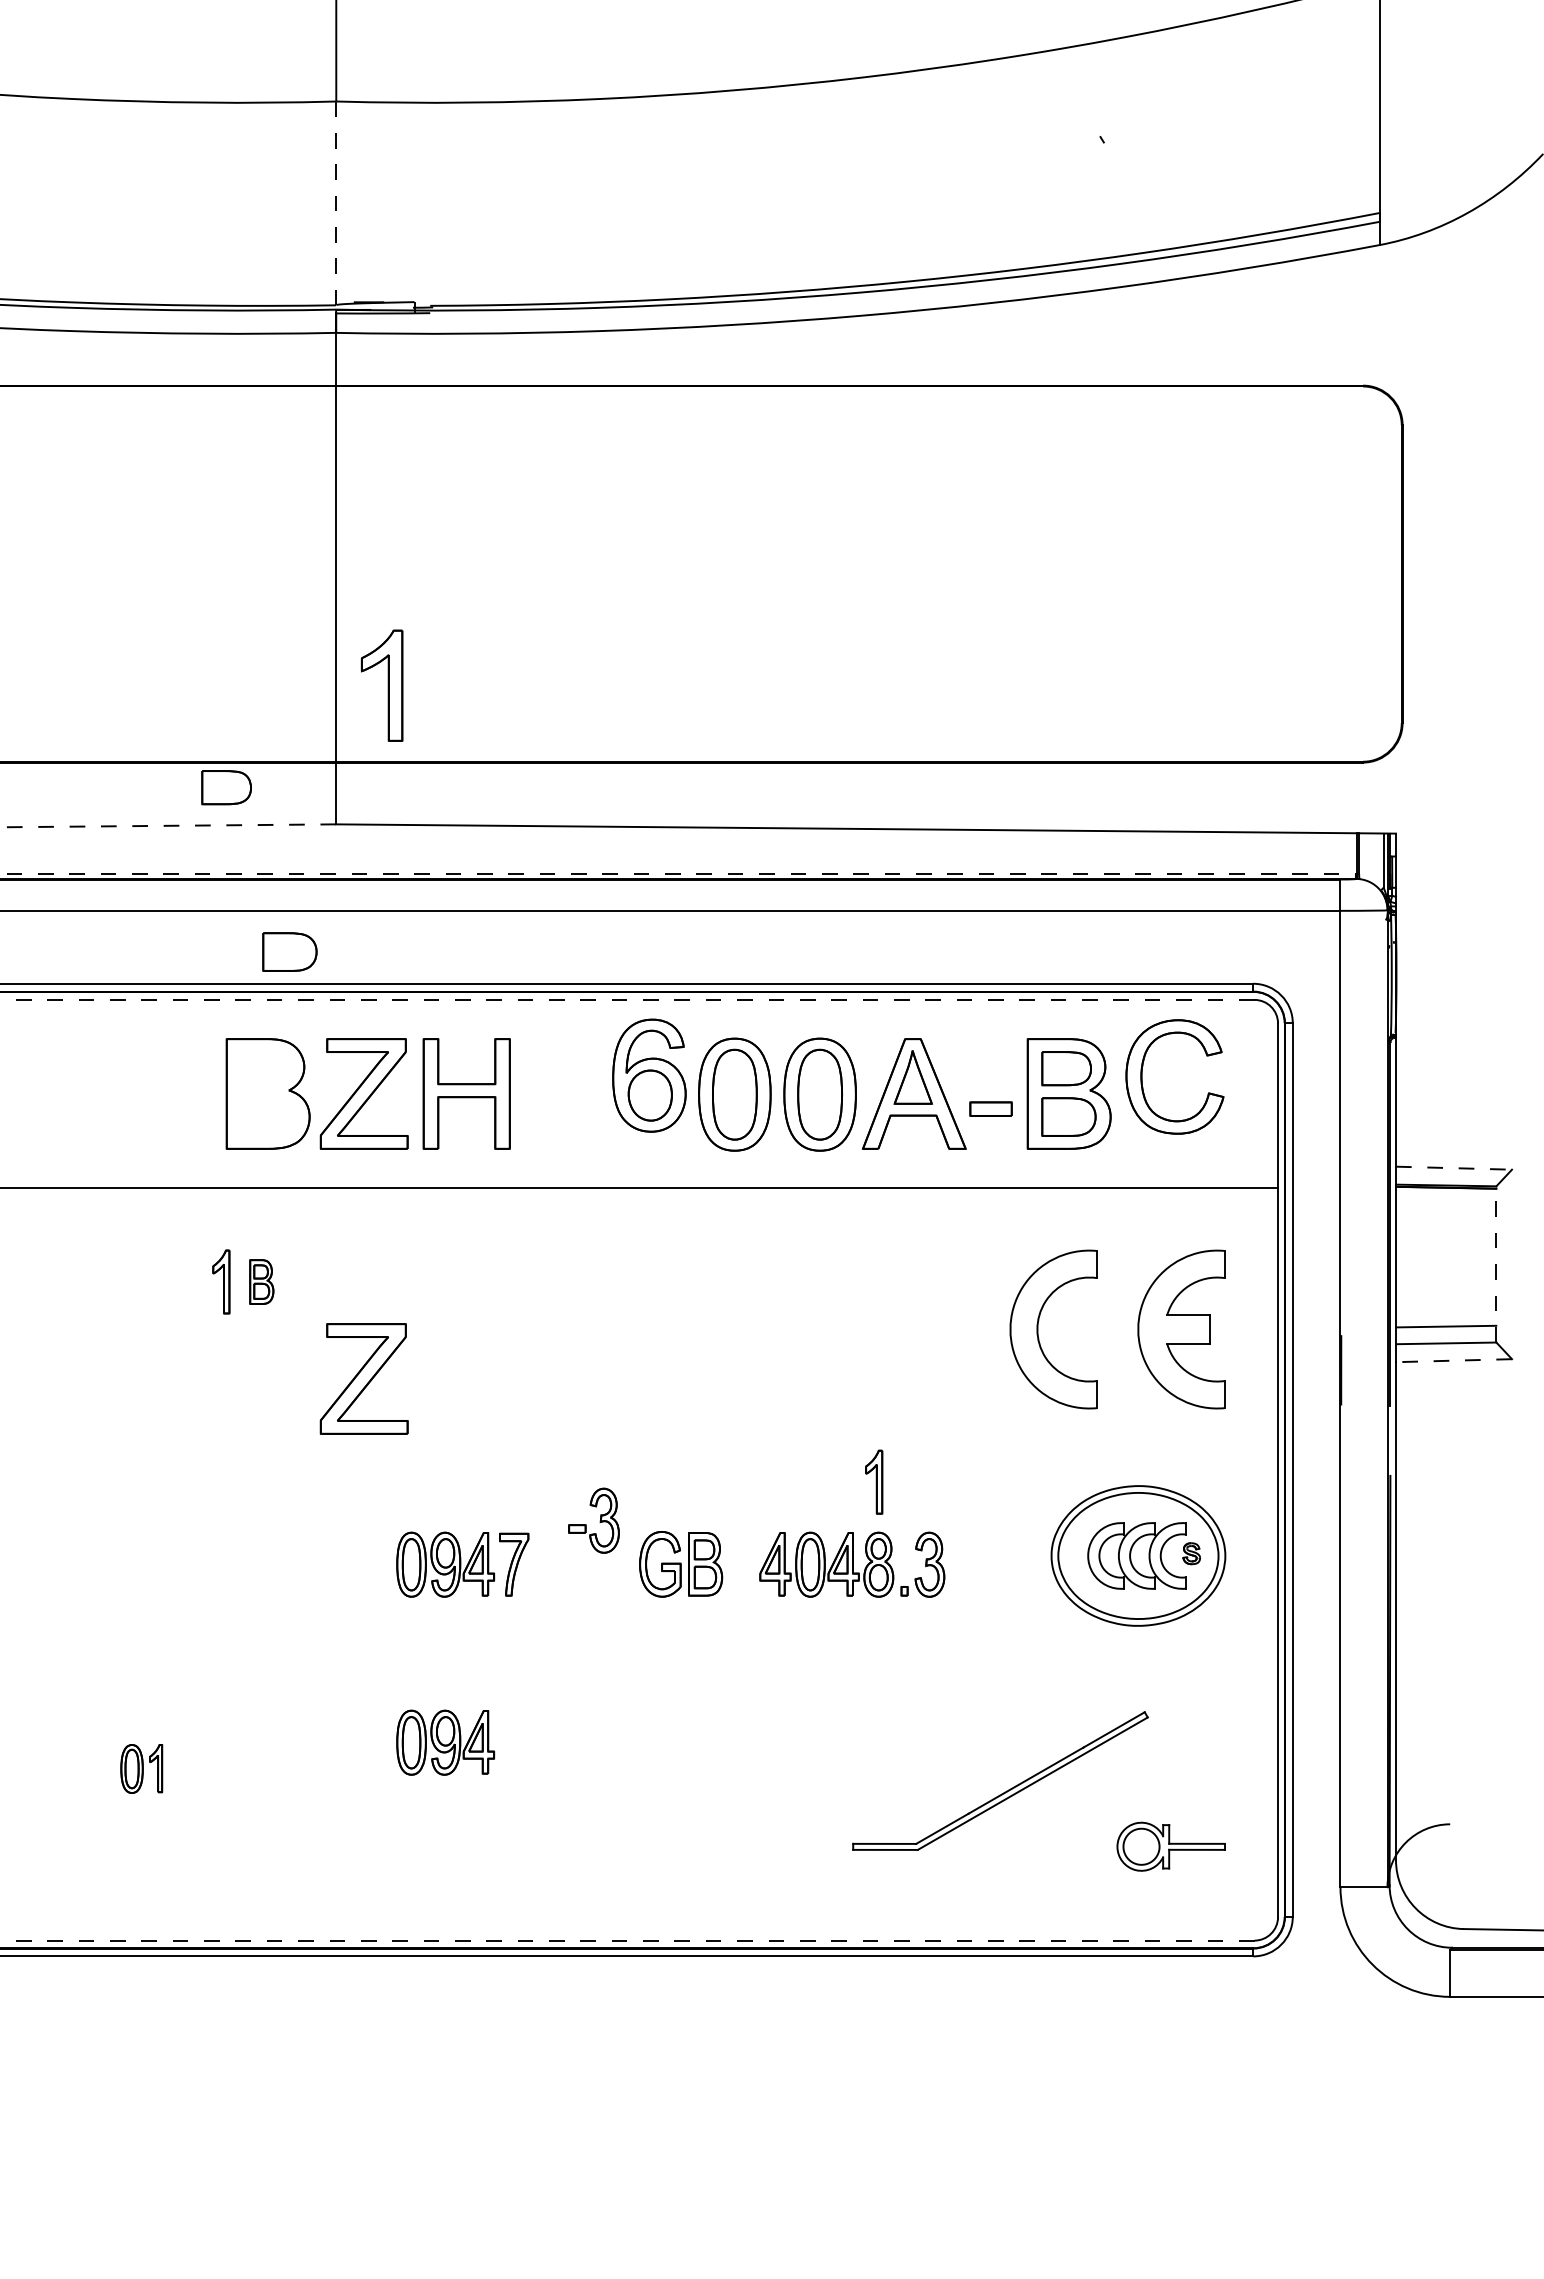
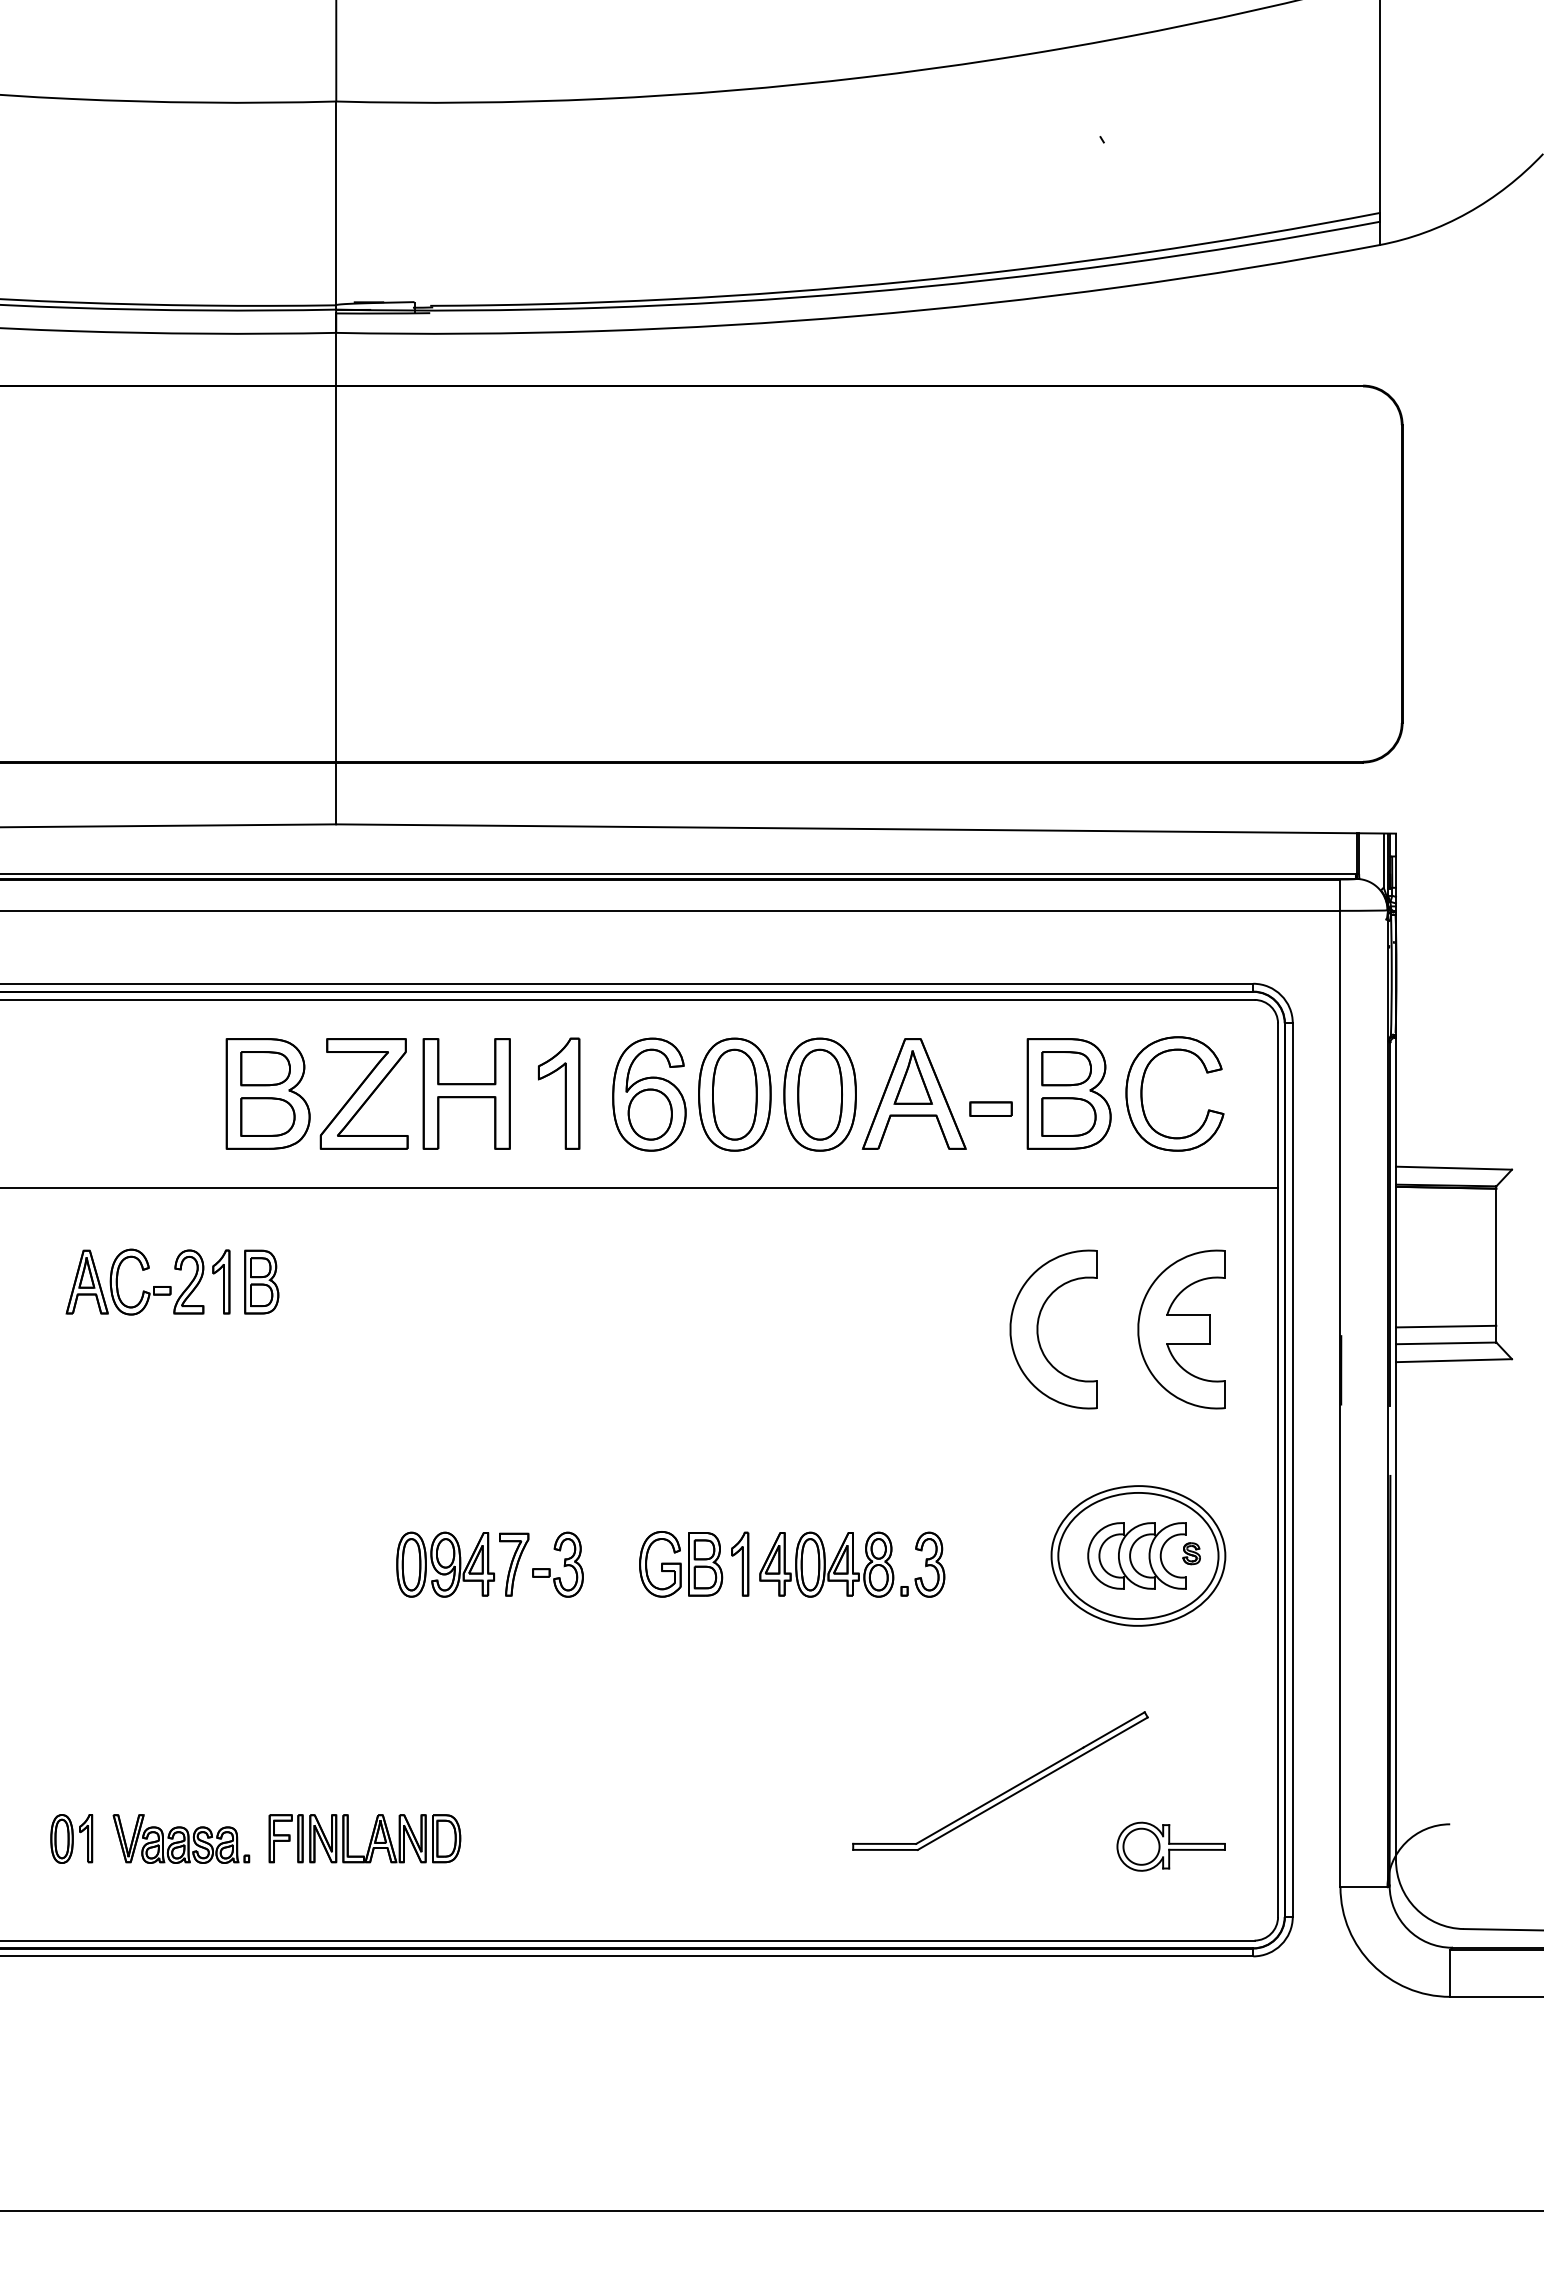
line: dashed -> solid (336, 206)
part position: (381, 685) -> (558, 1093) (558, 1093)
part position: (226, 787) -> (265, 1068) (265, 1068)
line: dashed -> solid (168, 825)
line: dashed -> solid (678, 874)
part position: (289, 951) -> (267, 1116) (267, 1116)
line: dashed -> solid (627, 999)
part position: (649, 1075) -> (649, 1094) (649, 1094)
part position: (1142, 1076) -> (1142, 1093) (1142, 1093)
line: dashed -> solid (1454, 1168)
line: dashed -> solid (1496, 1263)
part size: 26x46 px -> 36x66 px (261, 1281)
part: none -> present (143, 1290)
line: dashed -> solid (1453, 1360)
part: present -> none (363, 1378)
part position: (874, 1481) -> (740, 1563) (740, 1563)
part position: (599, 1521) -> (563, 1565) (563, 1565)
part: present -> none (445, 1742)
part position: (141, 1768) -> (71, 1838) (71, 1838)
part: none -> present (181, 1838)
part: none -> present (364, 1838)
line: dashed -> solid (627, 1940)
line: none -> present (771, 2210)
